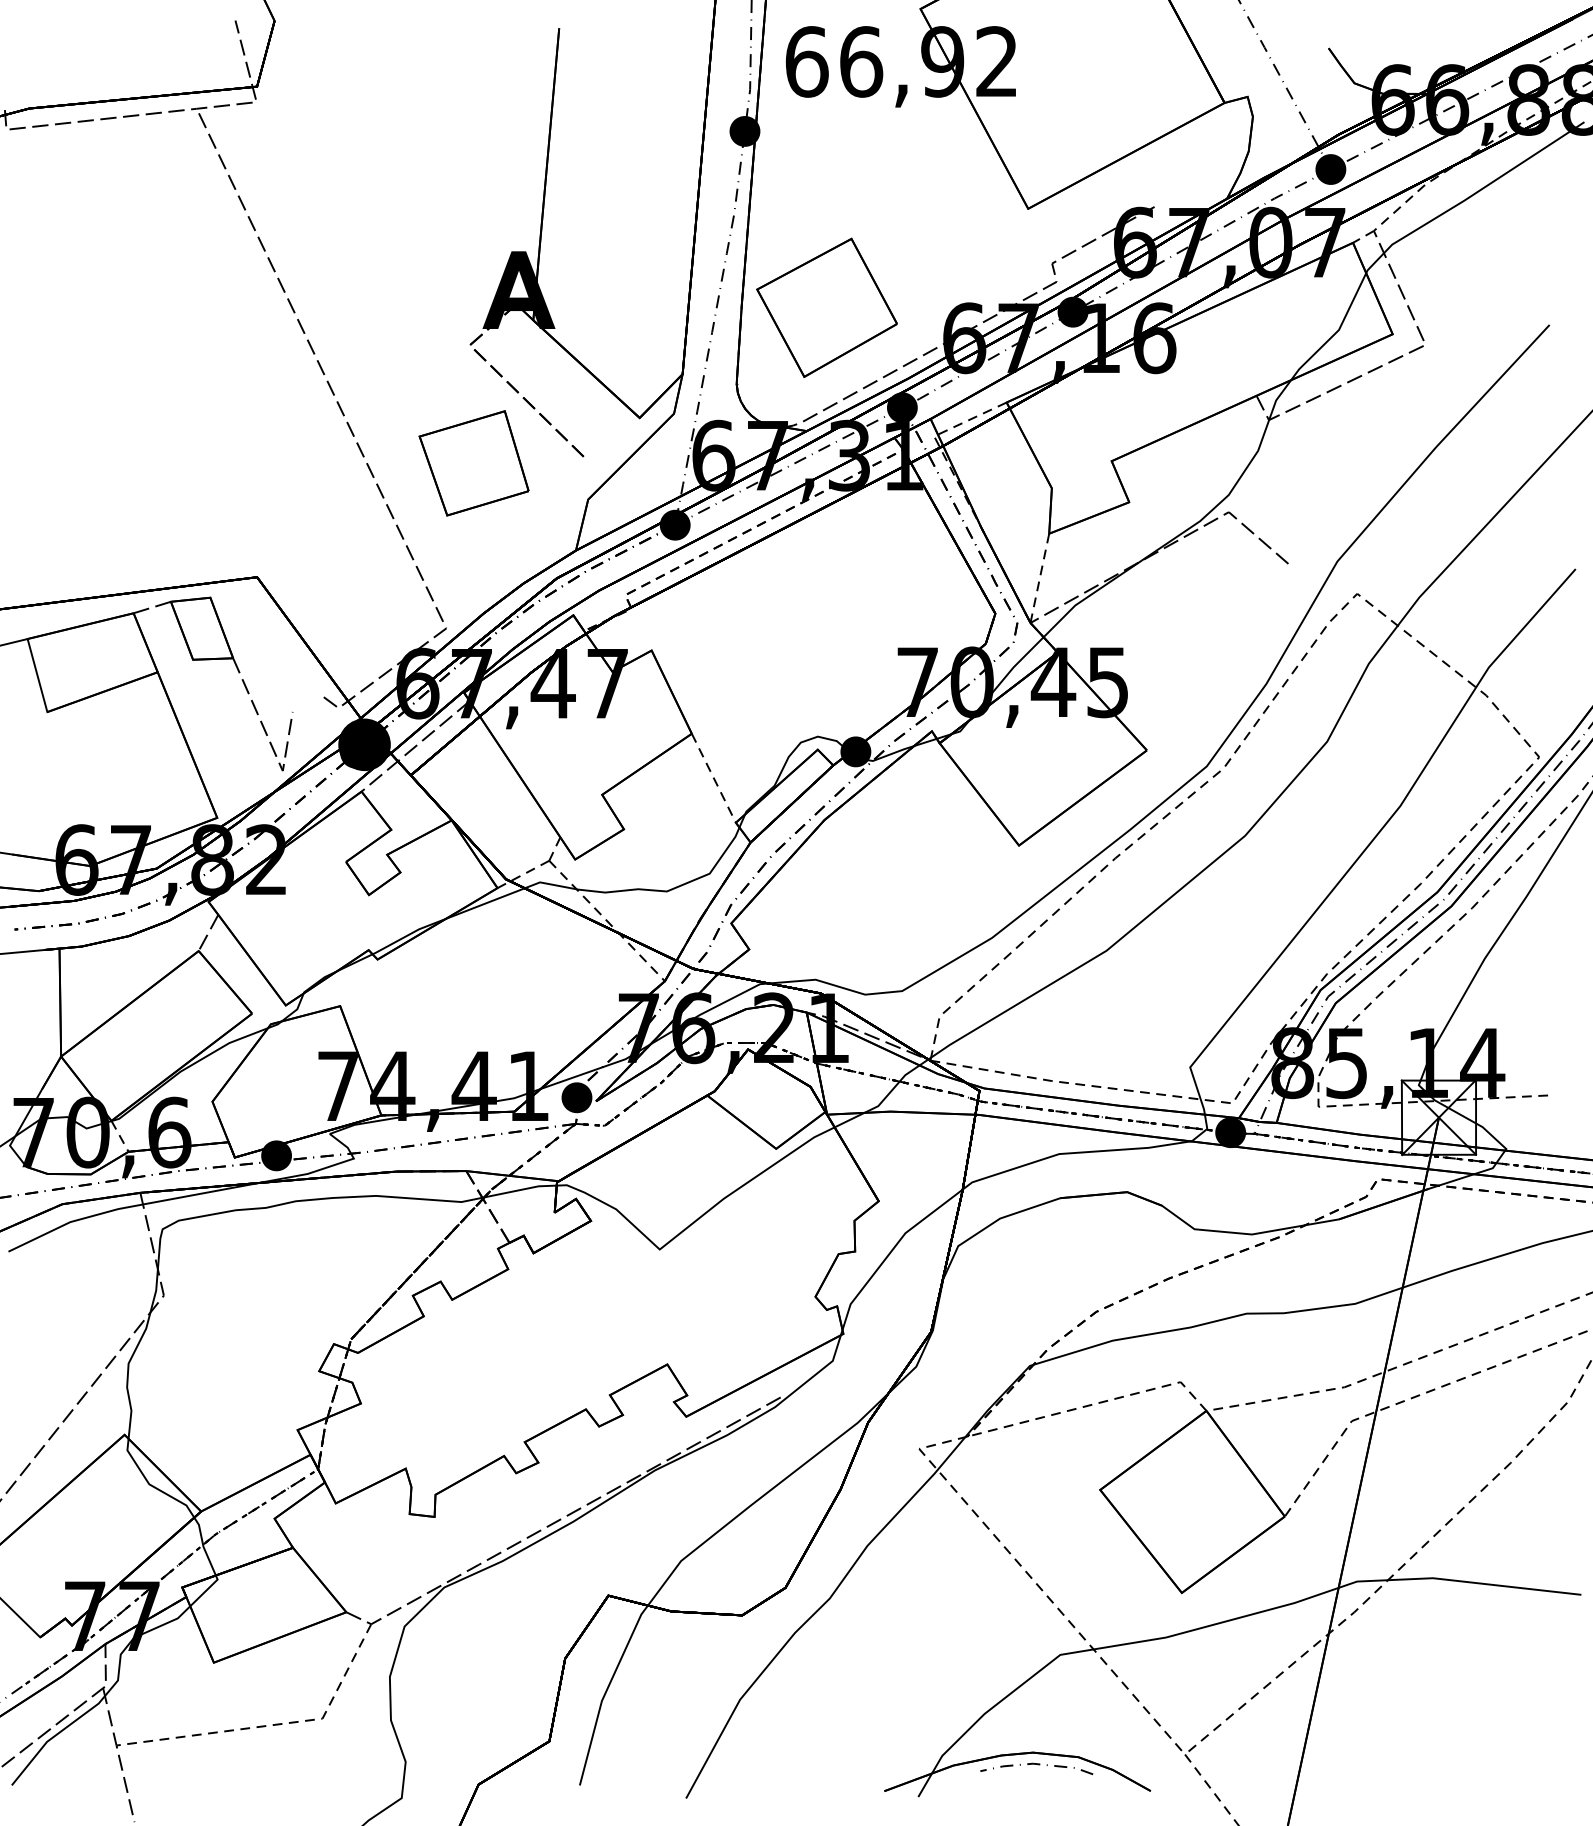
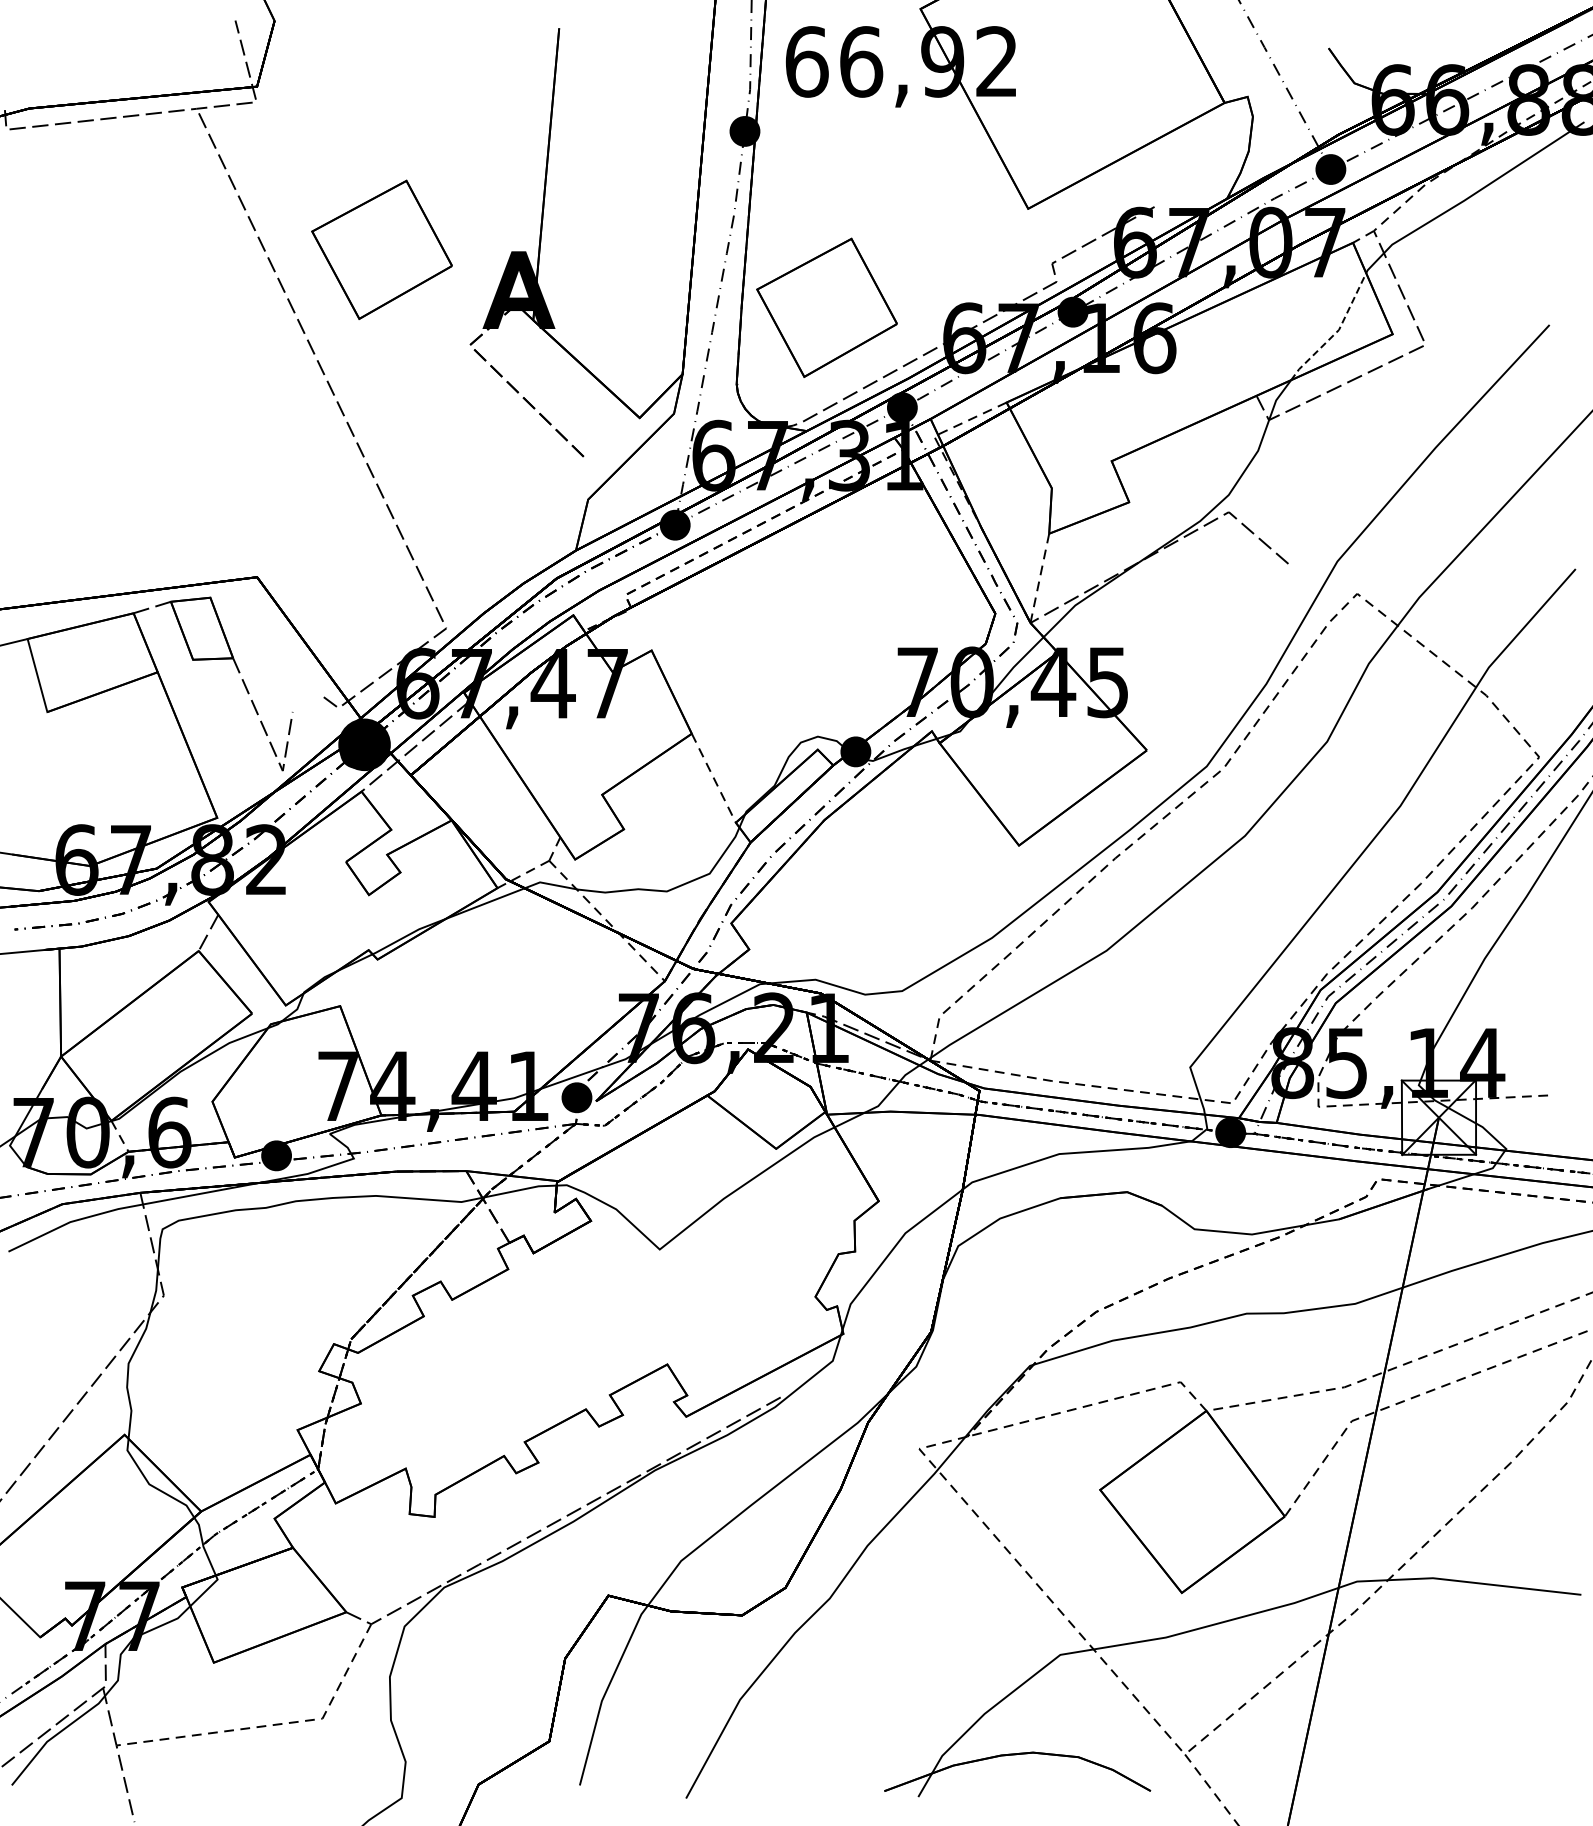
part: none -> present (381, 249)
line: solid -> dashed (1336, 332)
part: present -> none (473, 463)
curve: present -> none (1037, 1765)
